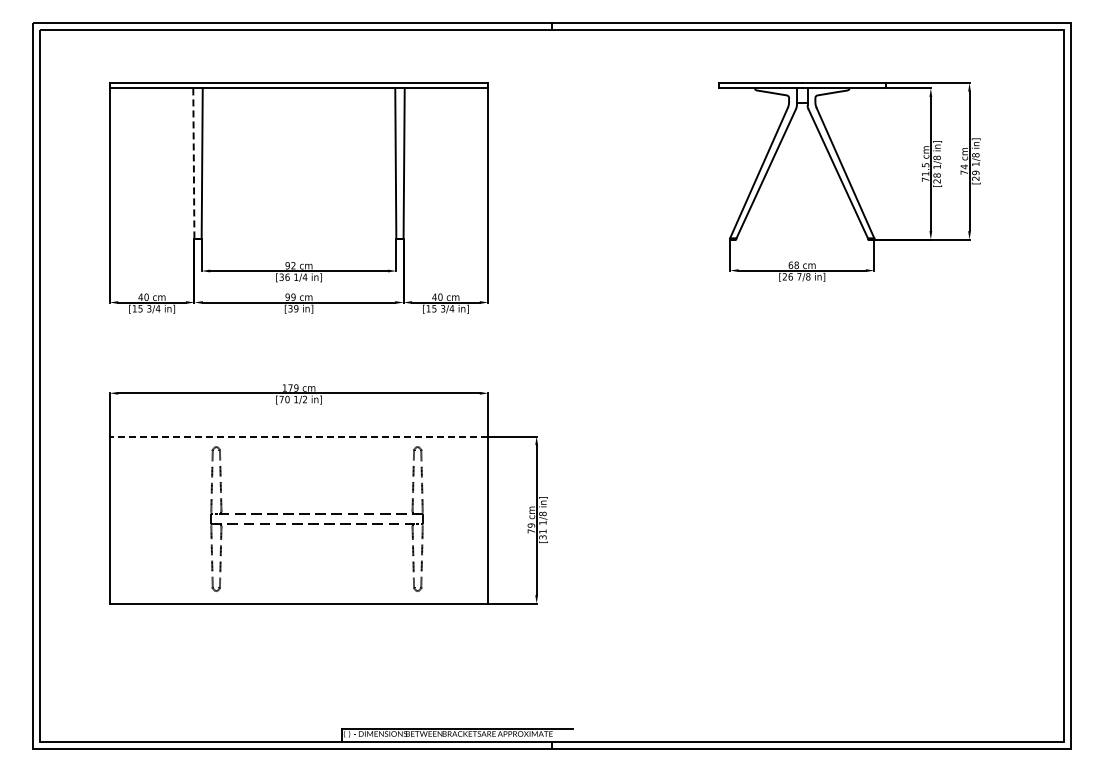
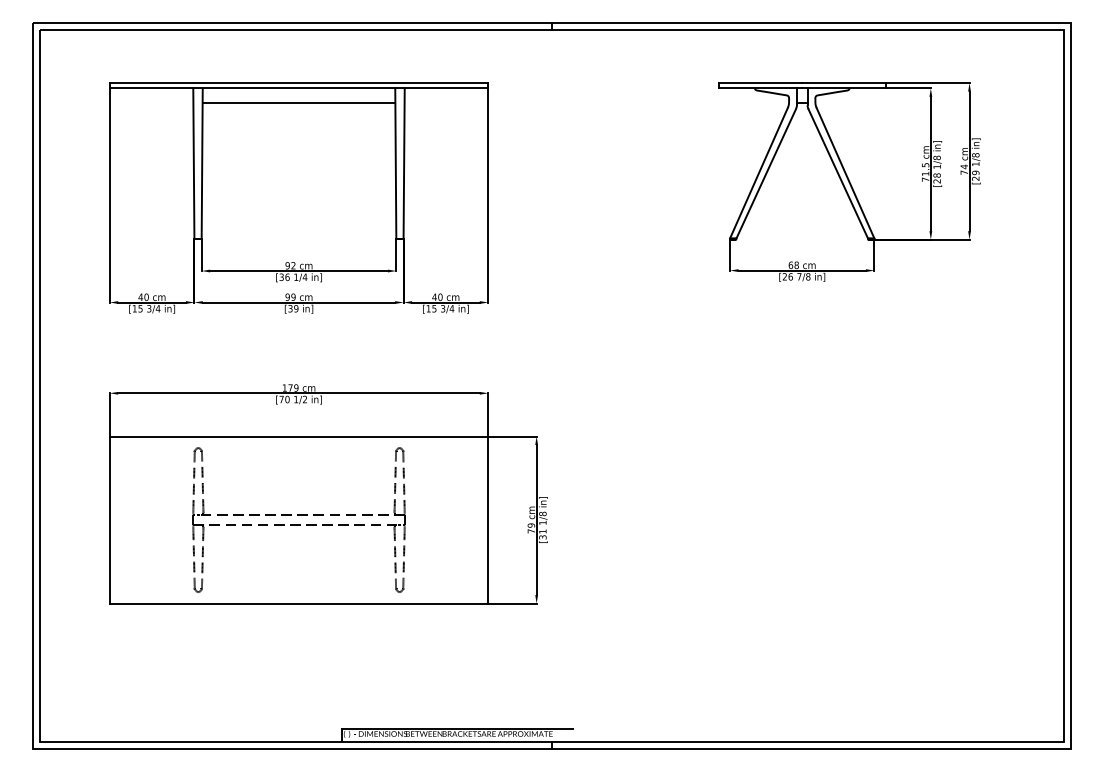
line: none -> present (298, 103)
line: dashed -> solid (193, 163)
line: dashed -> solid (298, 436)
part position: (316, 518) -> (298, 519) (298, 519)
